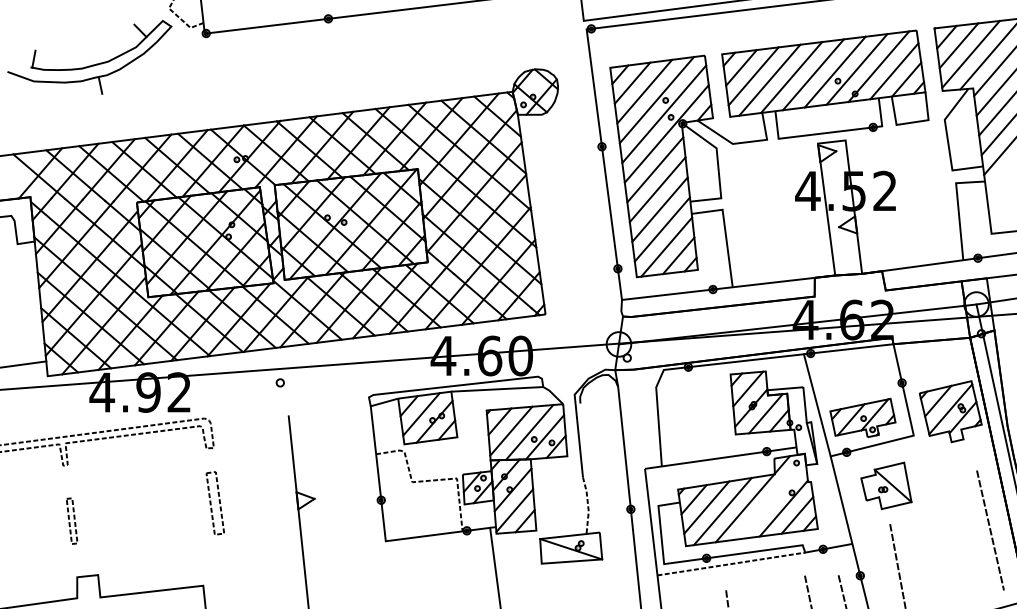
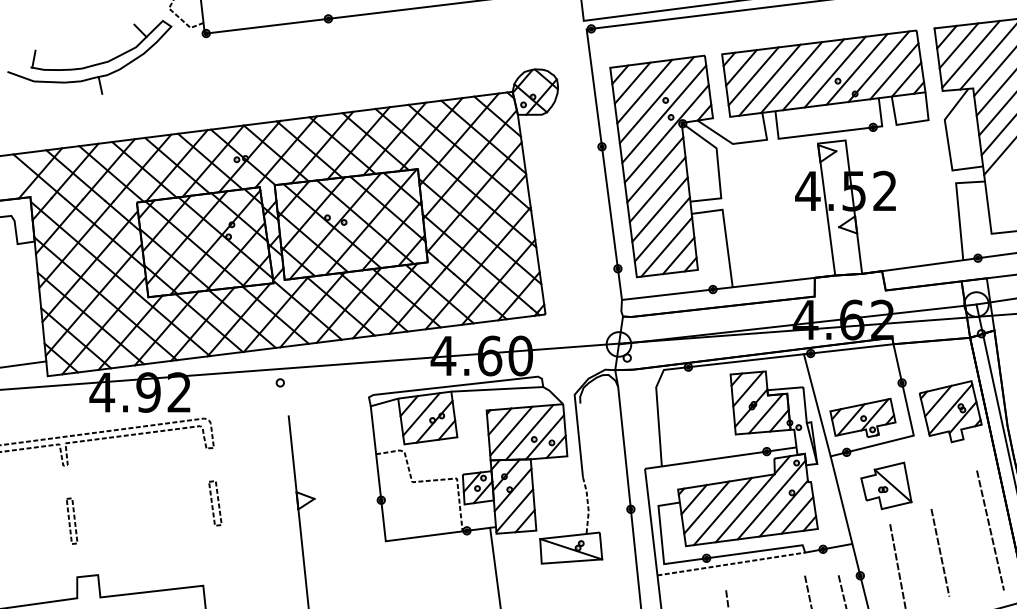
line: none -> present (771, 499)
part size: 20x65 px -> 15x47 px (215, 503)
line: none -> present (940, 552)
